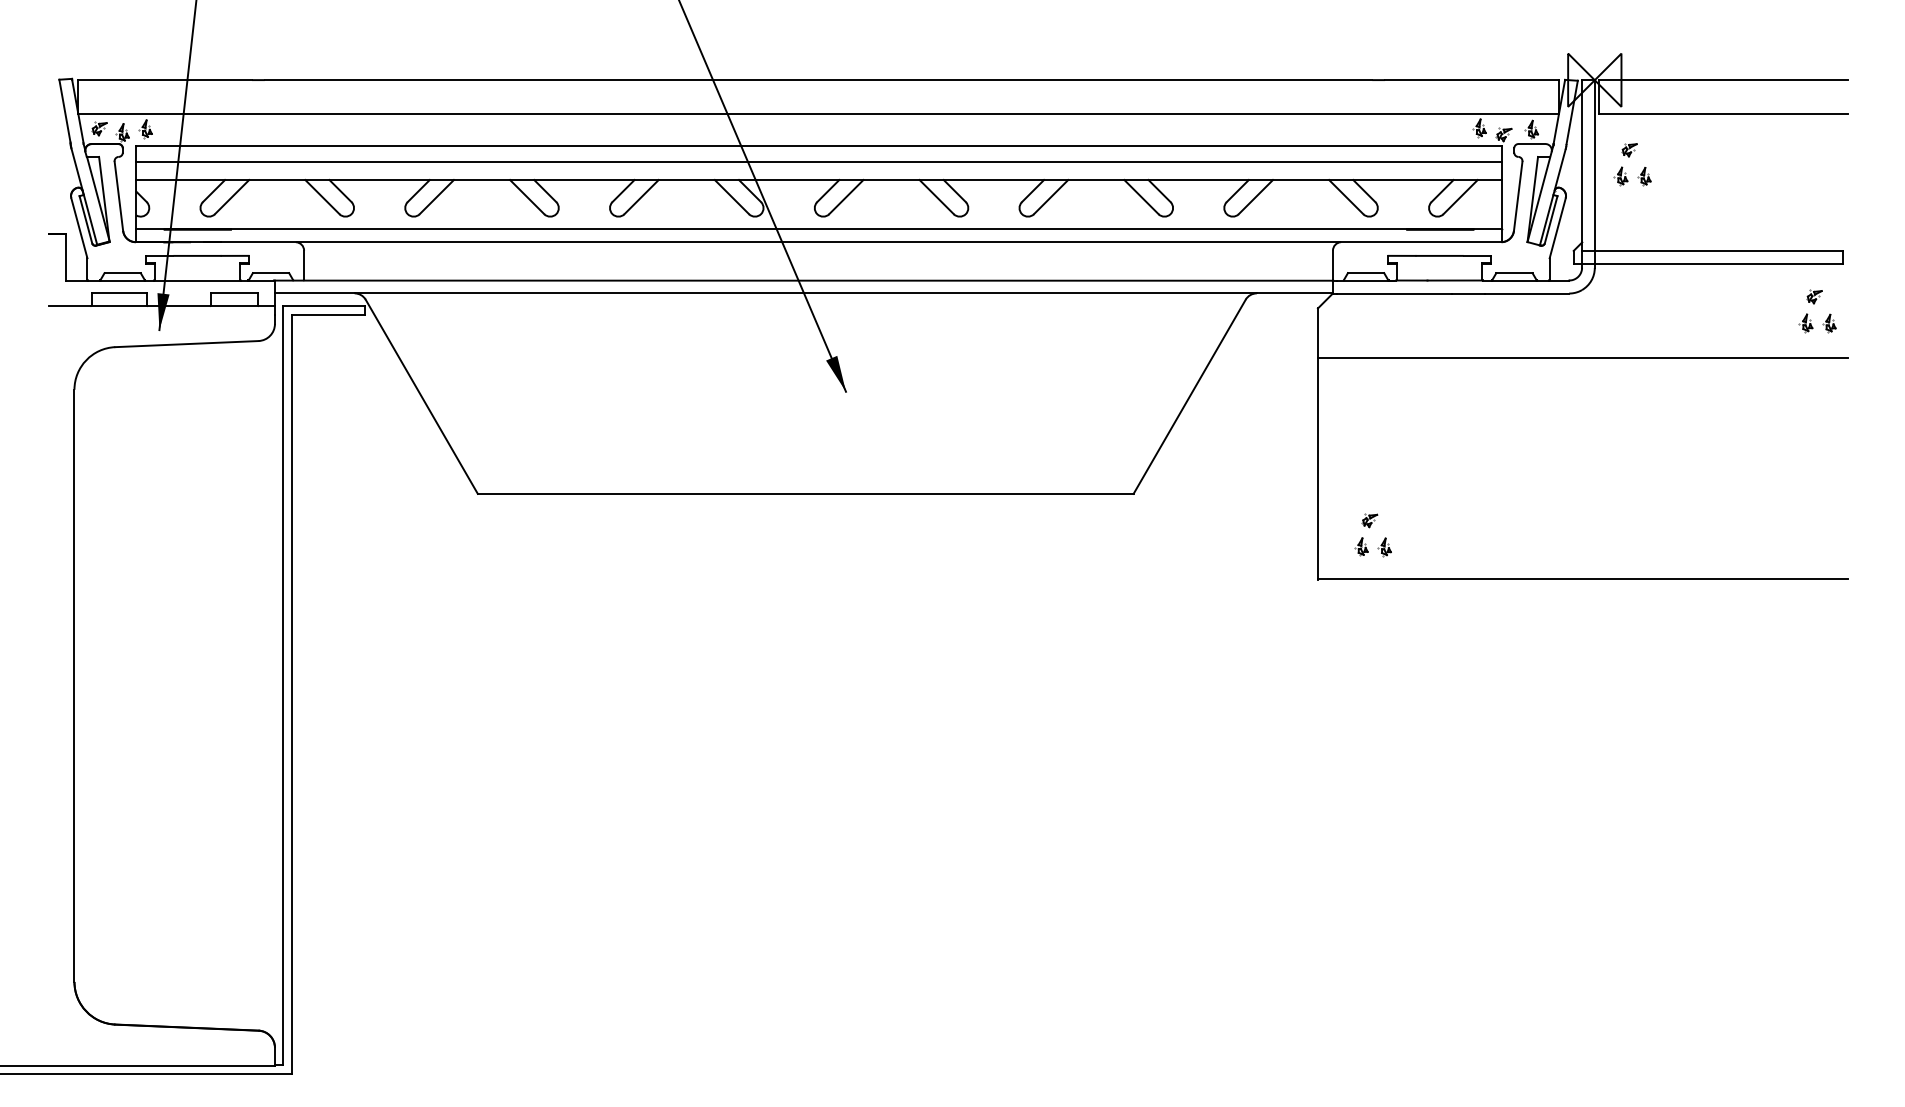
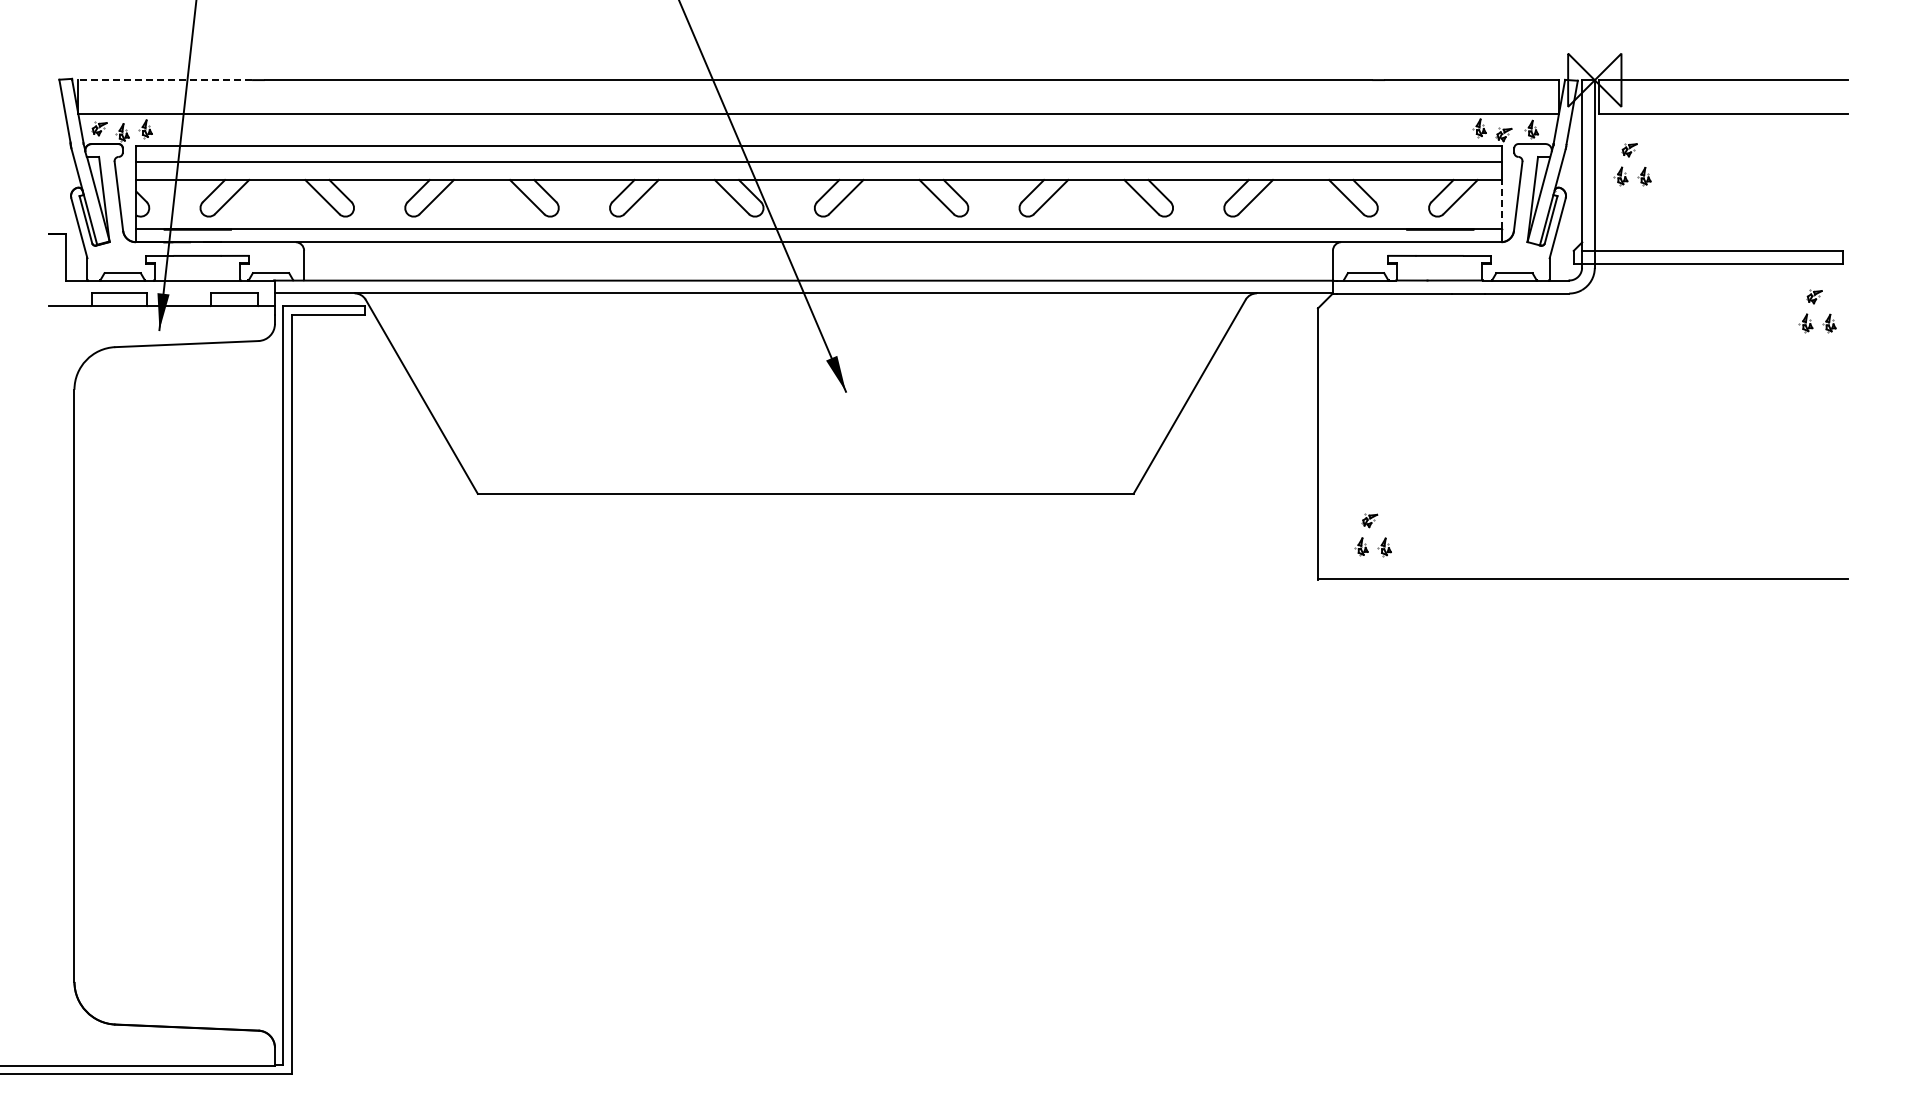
line: solid -> dashed (165, 80)
line: solid -> dashed (1501, 204)
line: present -> none (1582, 357)
